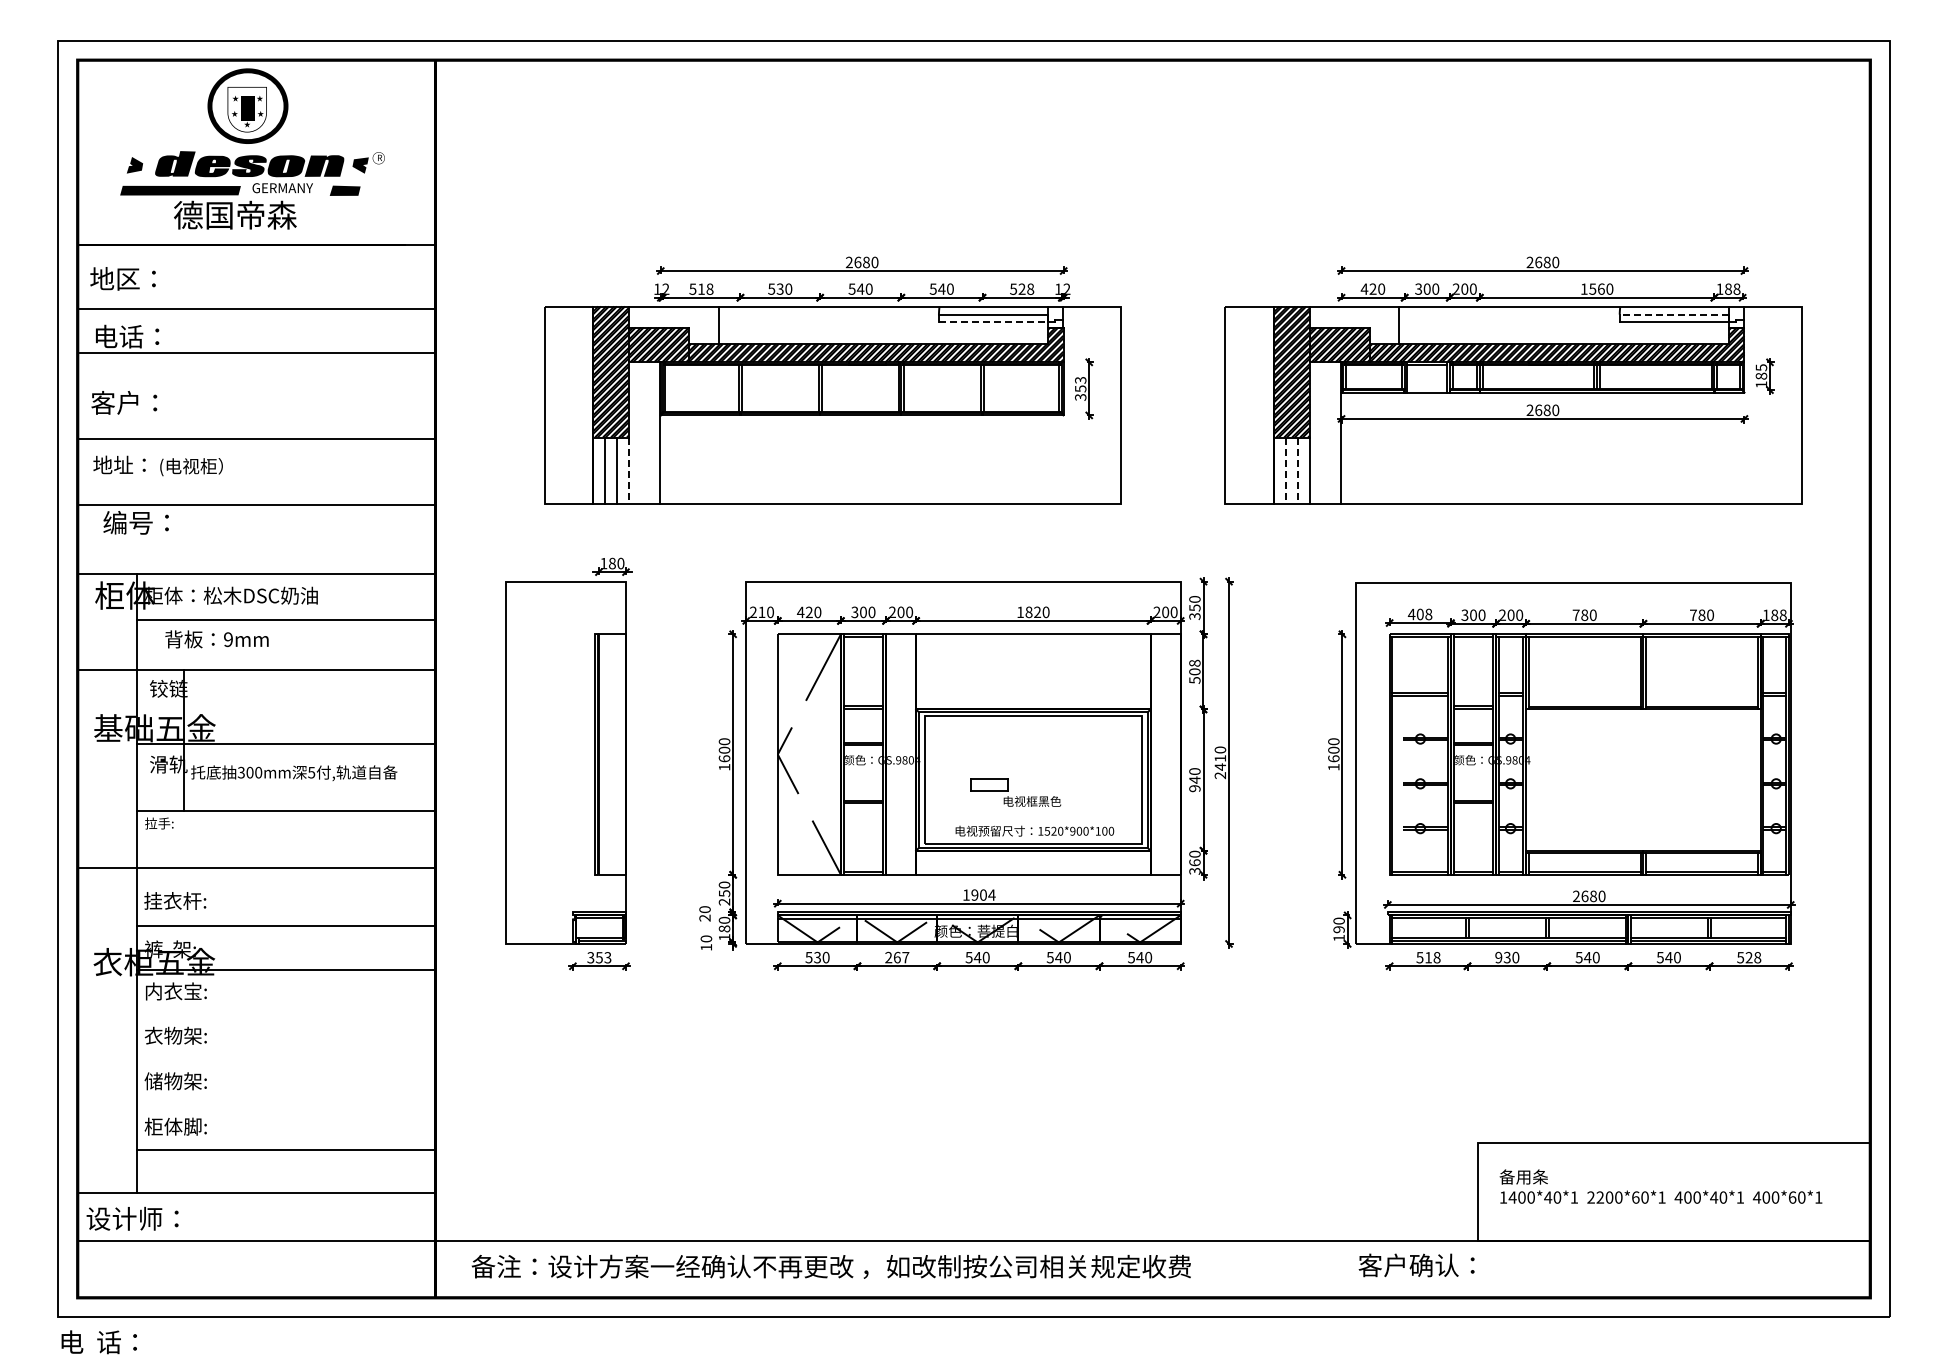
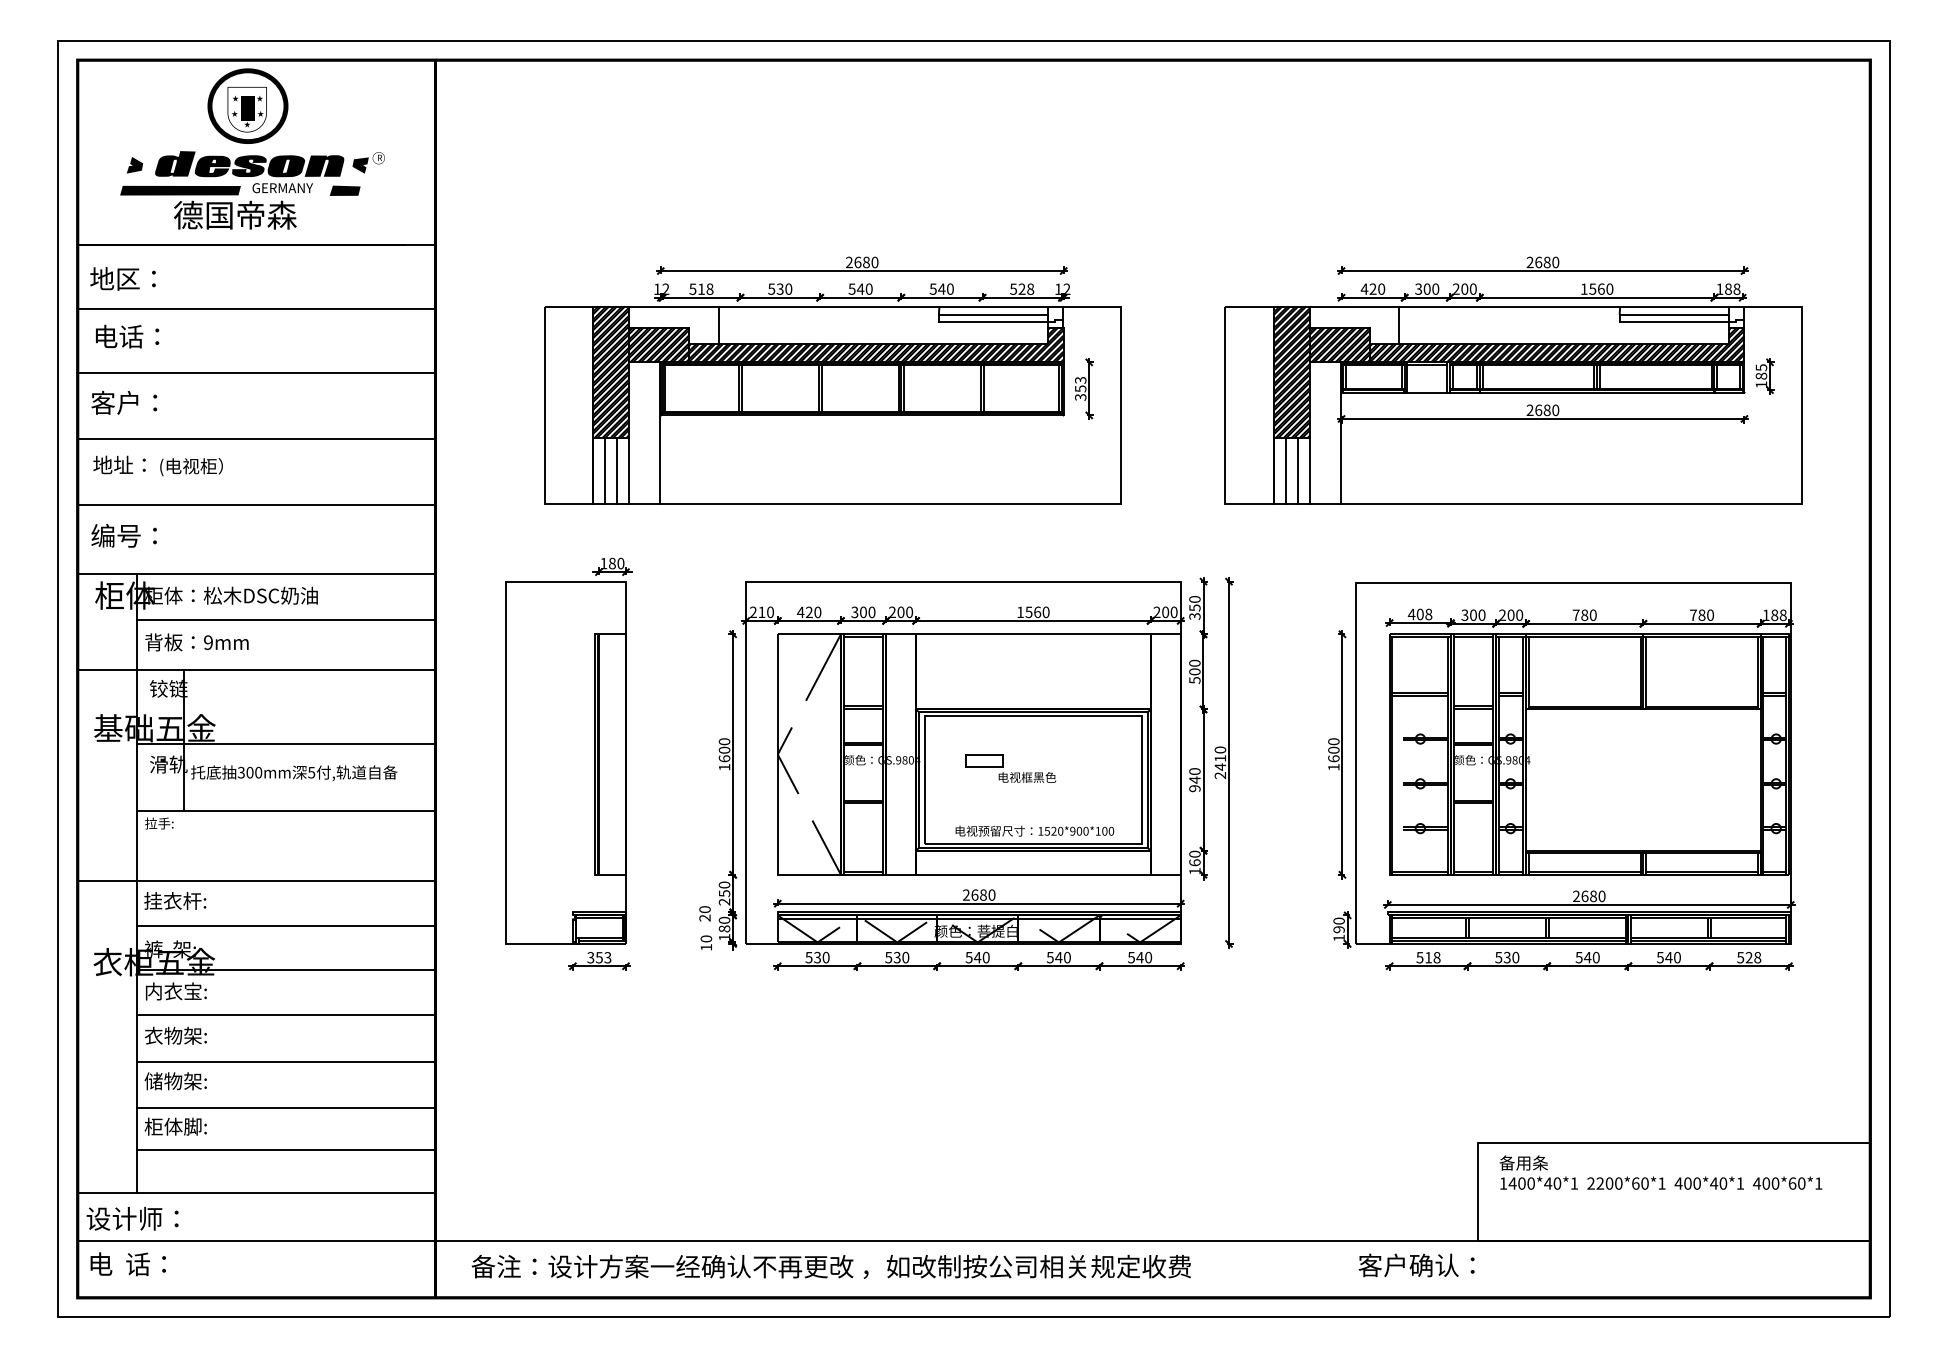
line: dashed -> solid (1673, 314)
line: dashed -> solid (993, 322)
line position: (257, 353) -> (257, 373) (257, 373)
line: dashed -> solid (629, 471)
line: dashed -> solid (1285, 471)
line: dashed -> solid (1297, 471)
text position: (135, 522) -> (123, 535) (123, 535)
text: 1820 -> 1560 (1033, 612)
text position: (216, 639) -> (196, 642) (196, 642)
text: 508 -> 500 (1194, 662)
part position: (1015, 792) -> (1010, 768) (1010, 768)
line position: (256, 867) -> (256, 880) (256, 880)
text: 360 -> 160 (1194, 871)
text: 1904 -> 2680 (978, 894)
text: 267 -> 530 (897, 957)
text: 930 -> 530 (1498, 957)
line: none -> present (285, 1015)
line: none -> present (285, 1062)
line: none -> present (285, 1108)
text position: (1660, 1186) -> (1660, 1172) (1660, 1172)
text position: (98, 1342) -> (127, 1264) (127, 1264)
